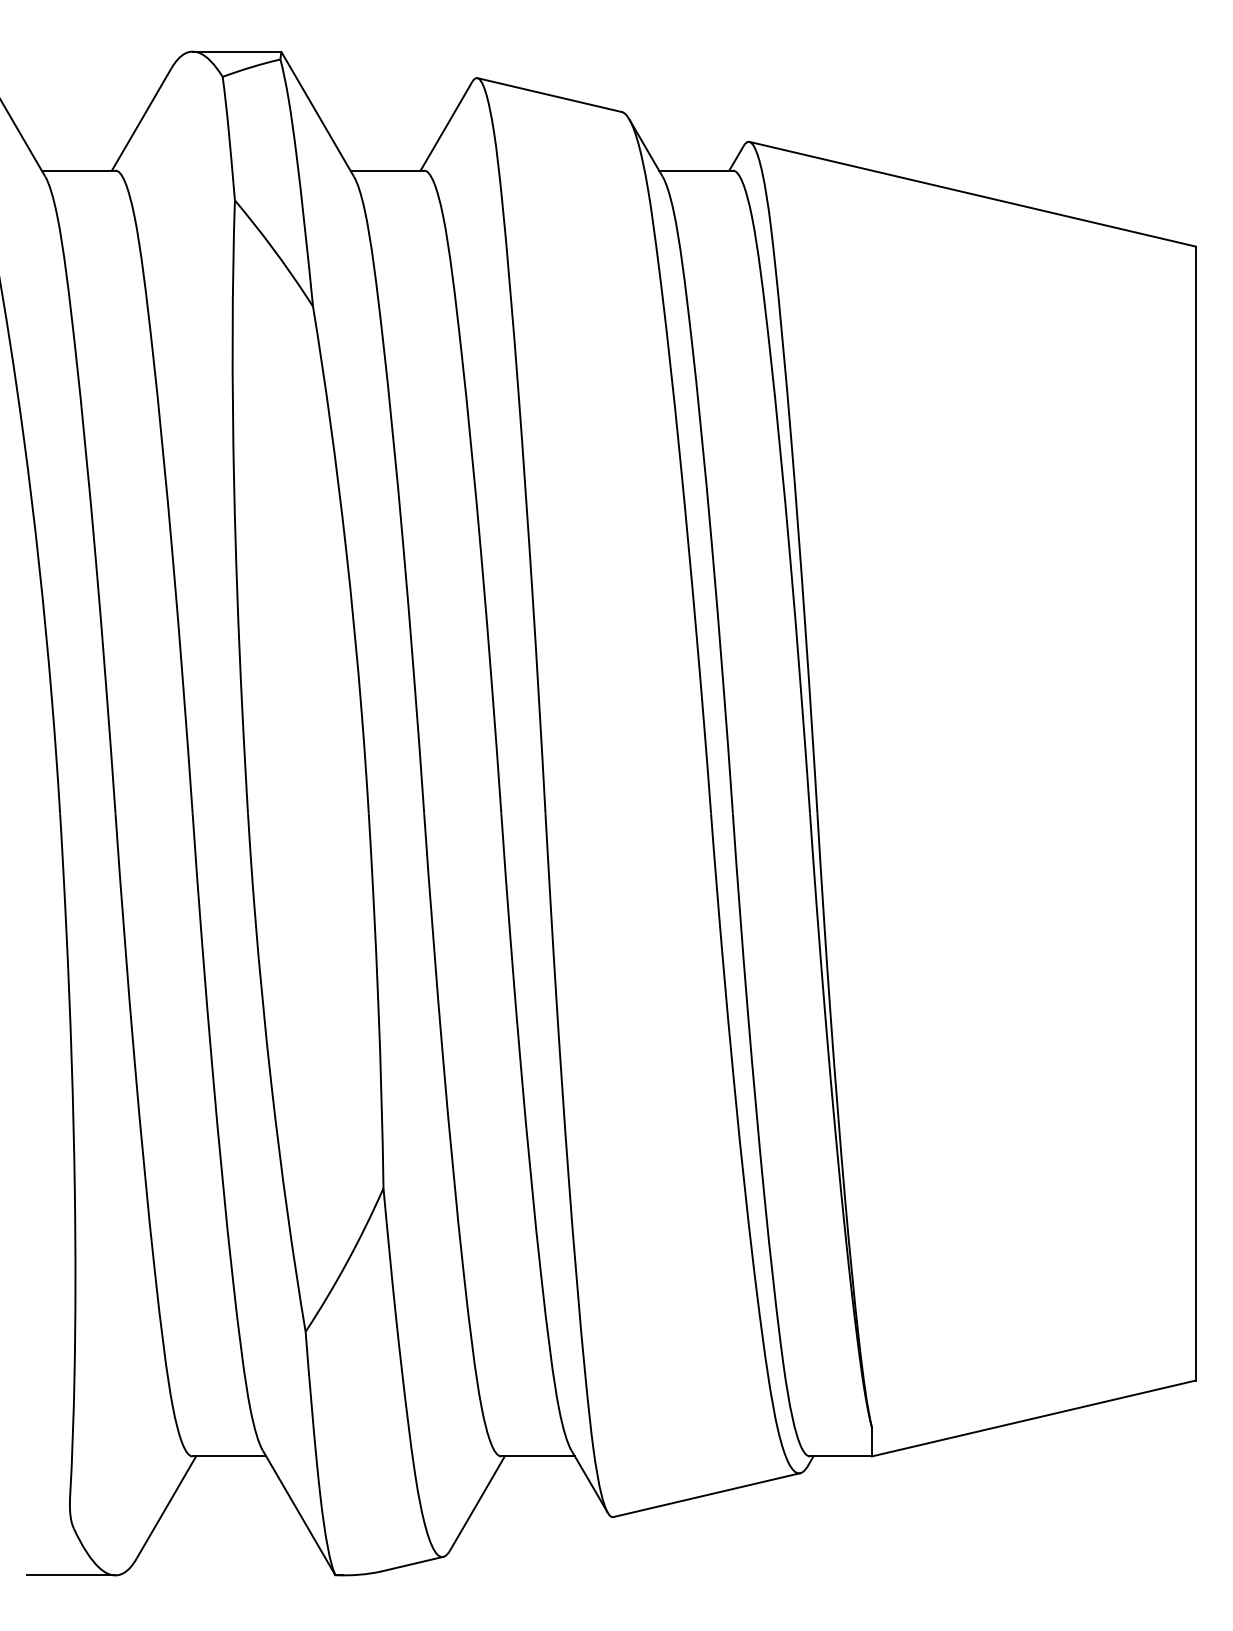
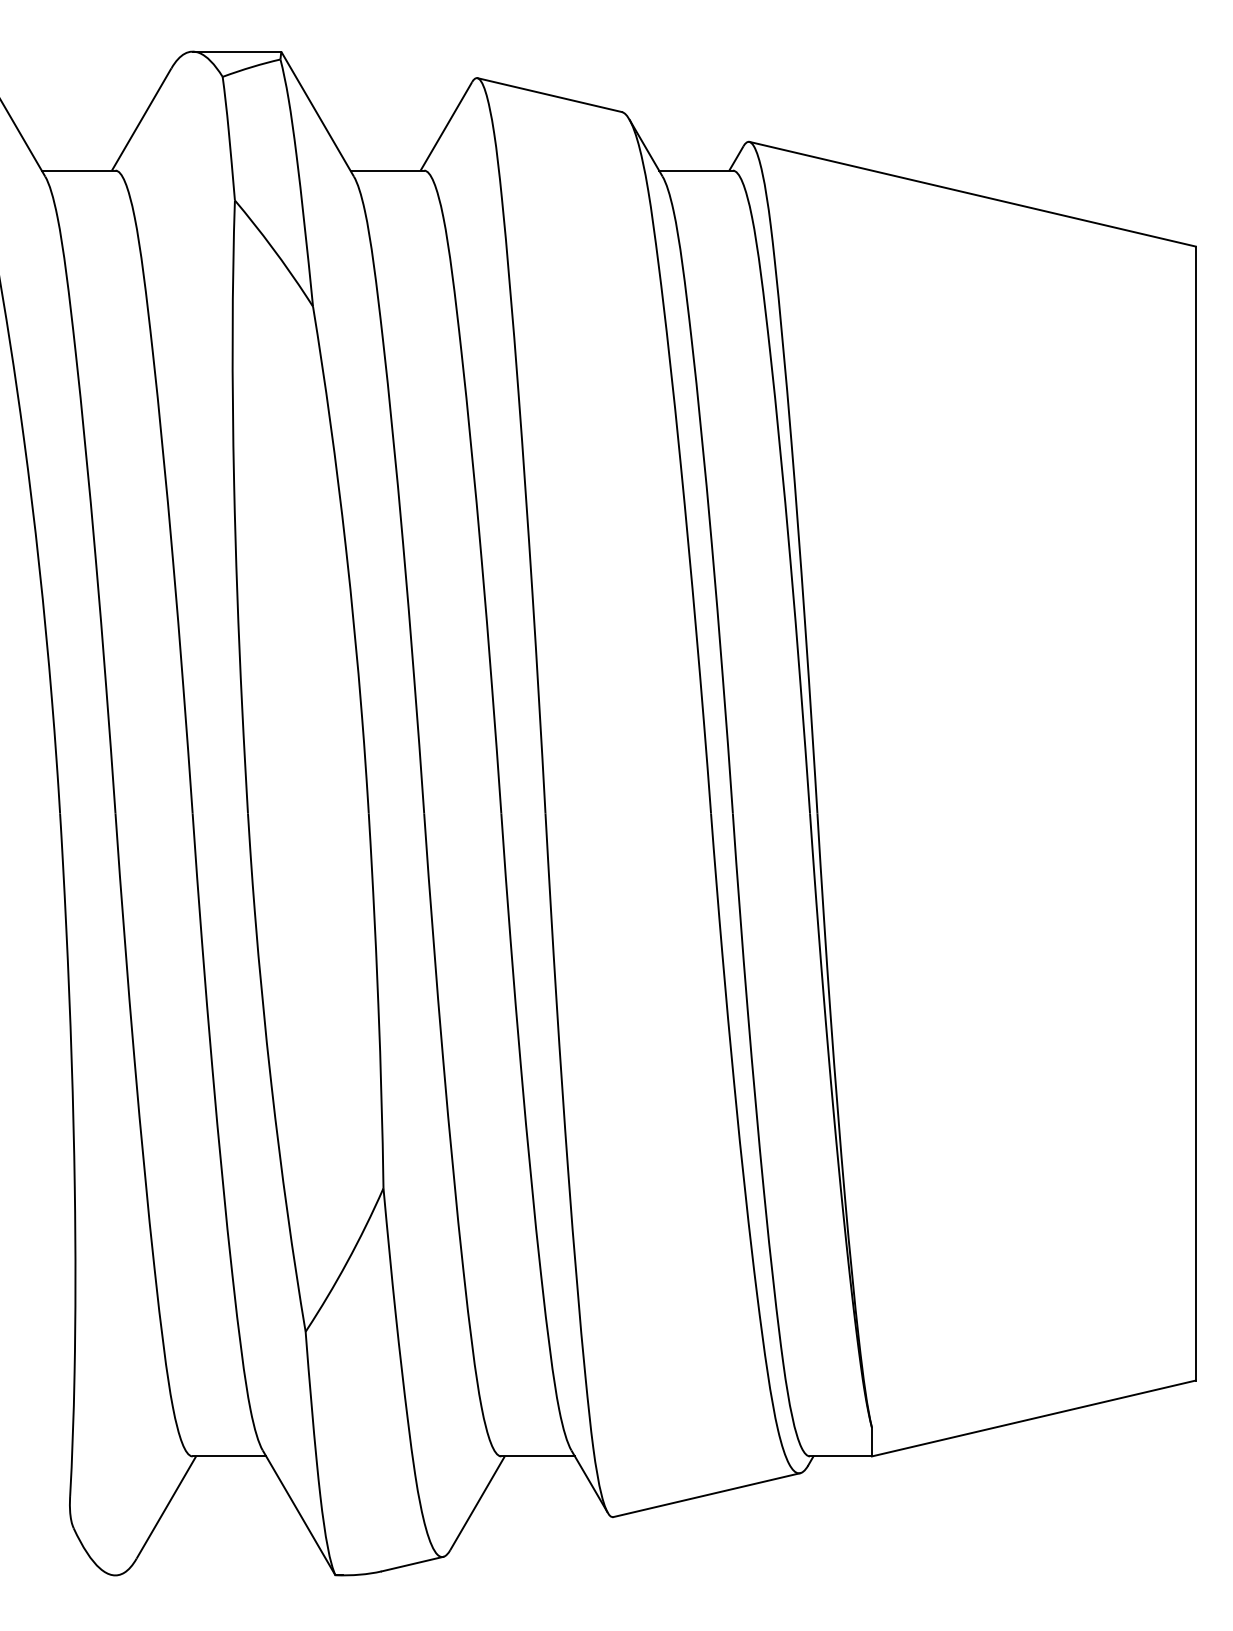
line: present -> none (70, 1575)
